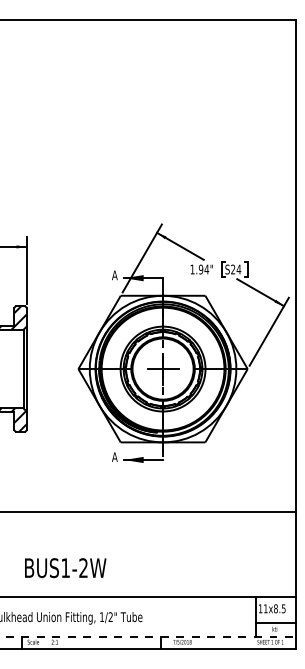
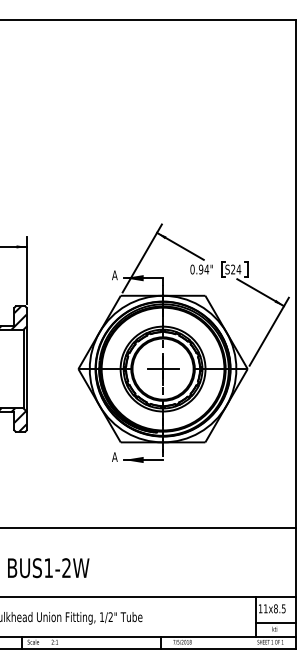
text: 1.94" -> 0.94" (192, 269)
line position: (148, 512) -> (148, 528) (148, 528)
text position: (65, 568) -> (48, 568) (48, 568)
line: dashed -> solid (148, 636)
